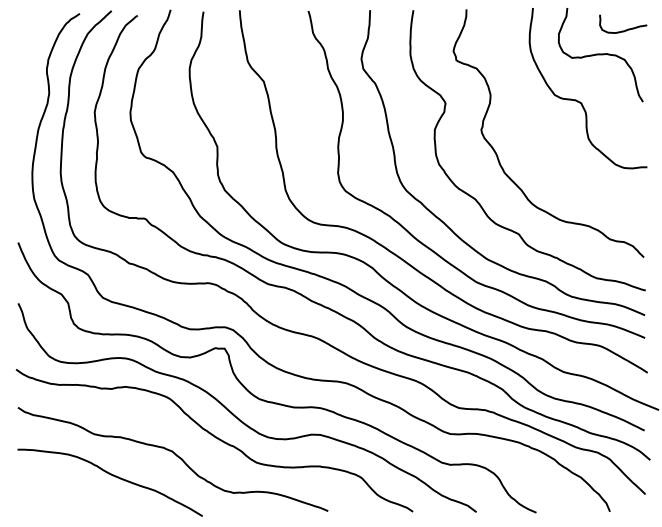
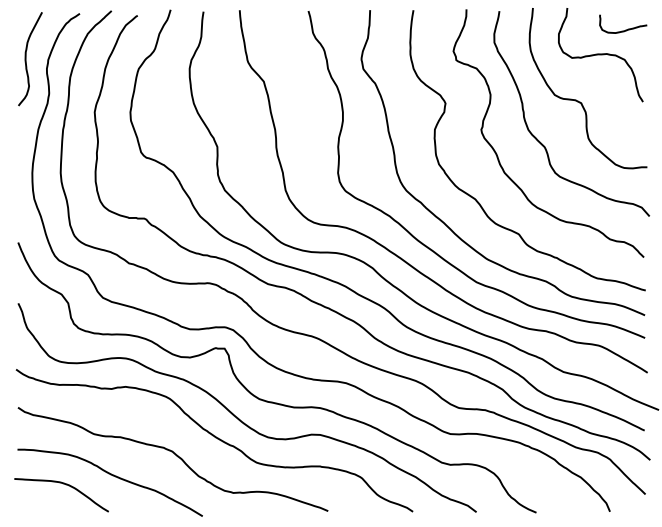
curve: none -> present (26, 59)
curve: none -> present (541, 142)
curve: none -> present (63, 484)
